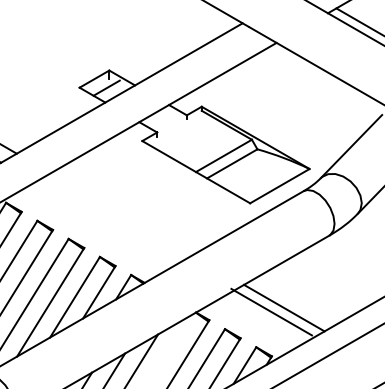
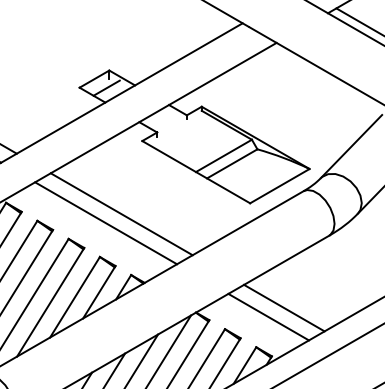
line: none -> present (121, 214)
line: none -> present (106, 223)
line position: (271, 311) -> (268, 316) (268, 316)
line: none -> present (169, 350)
